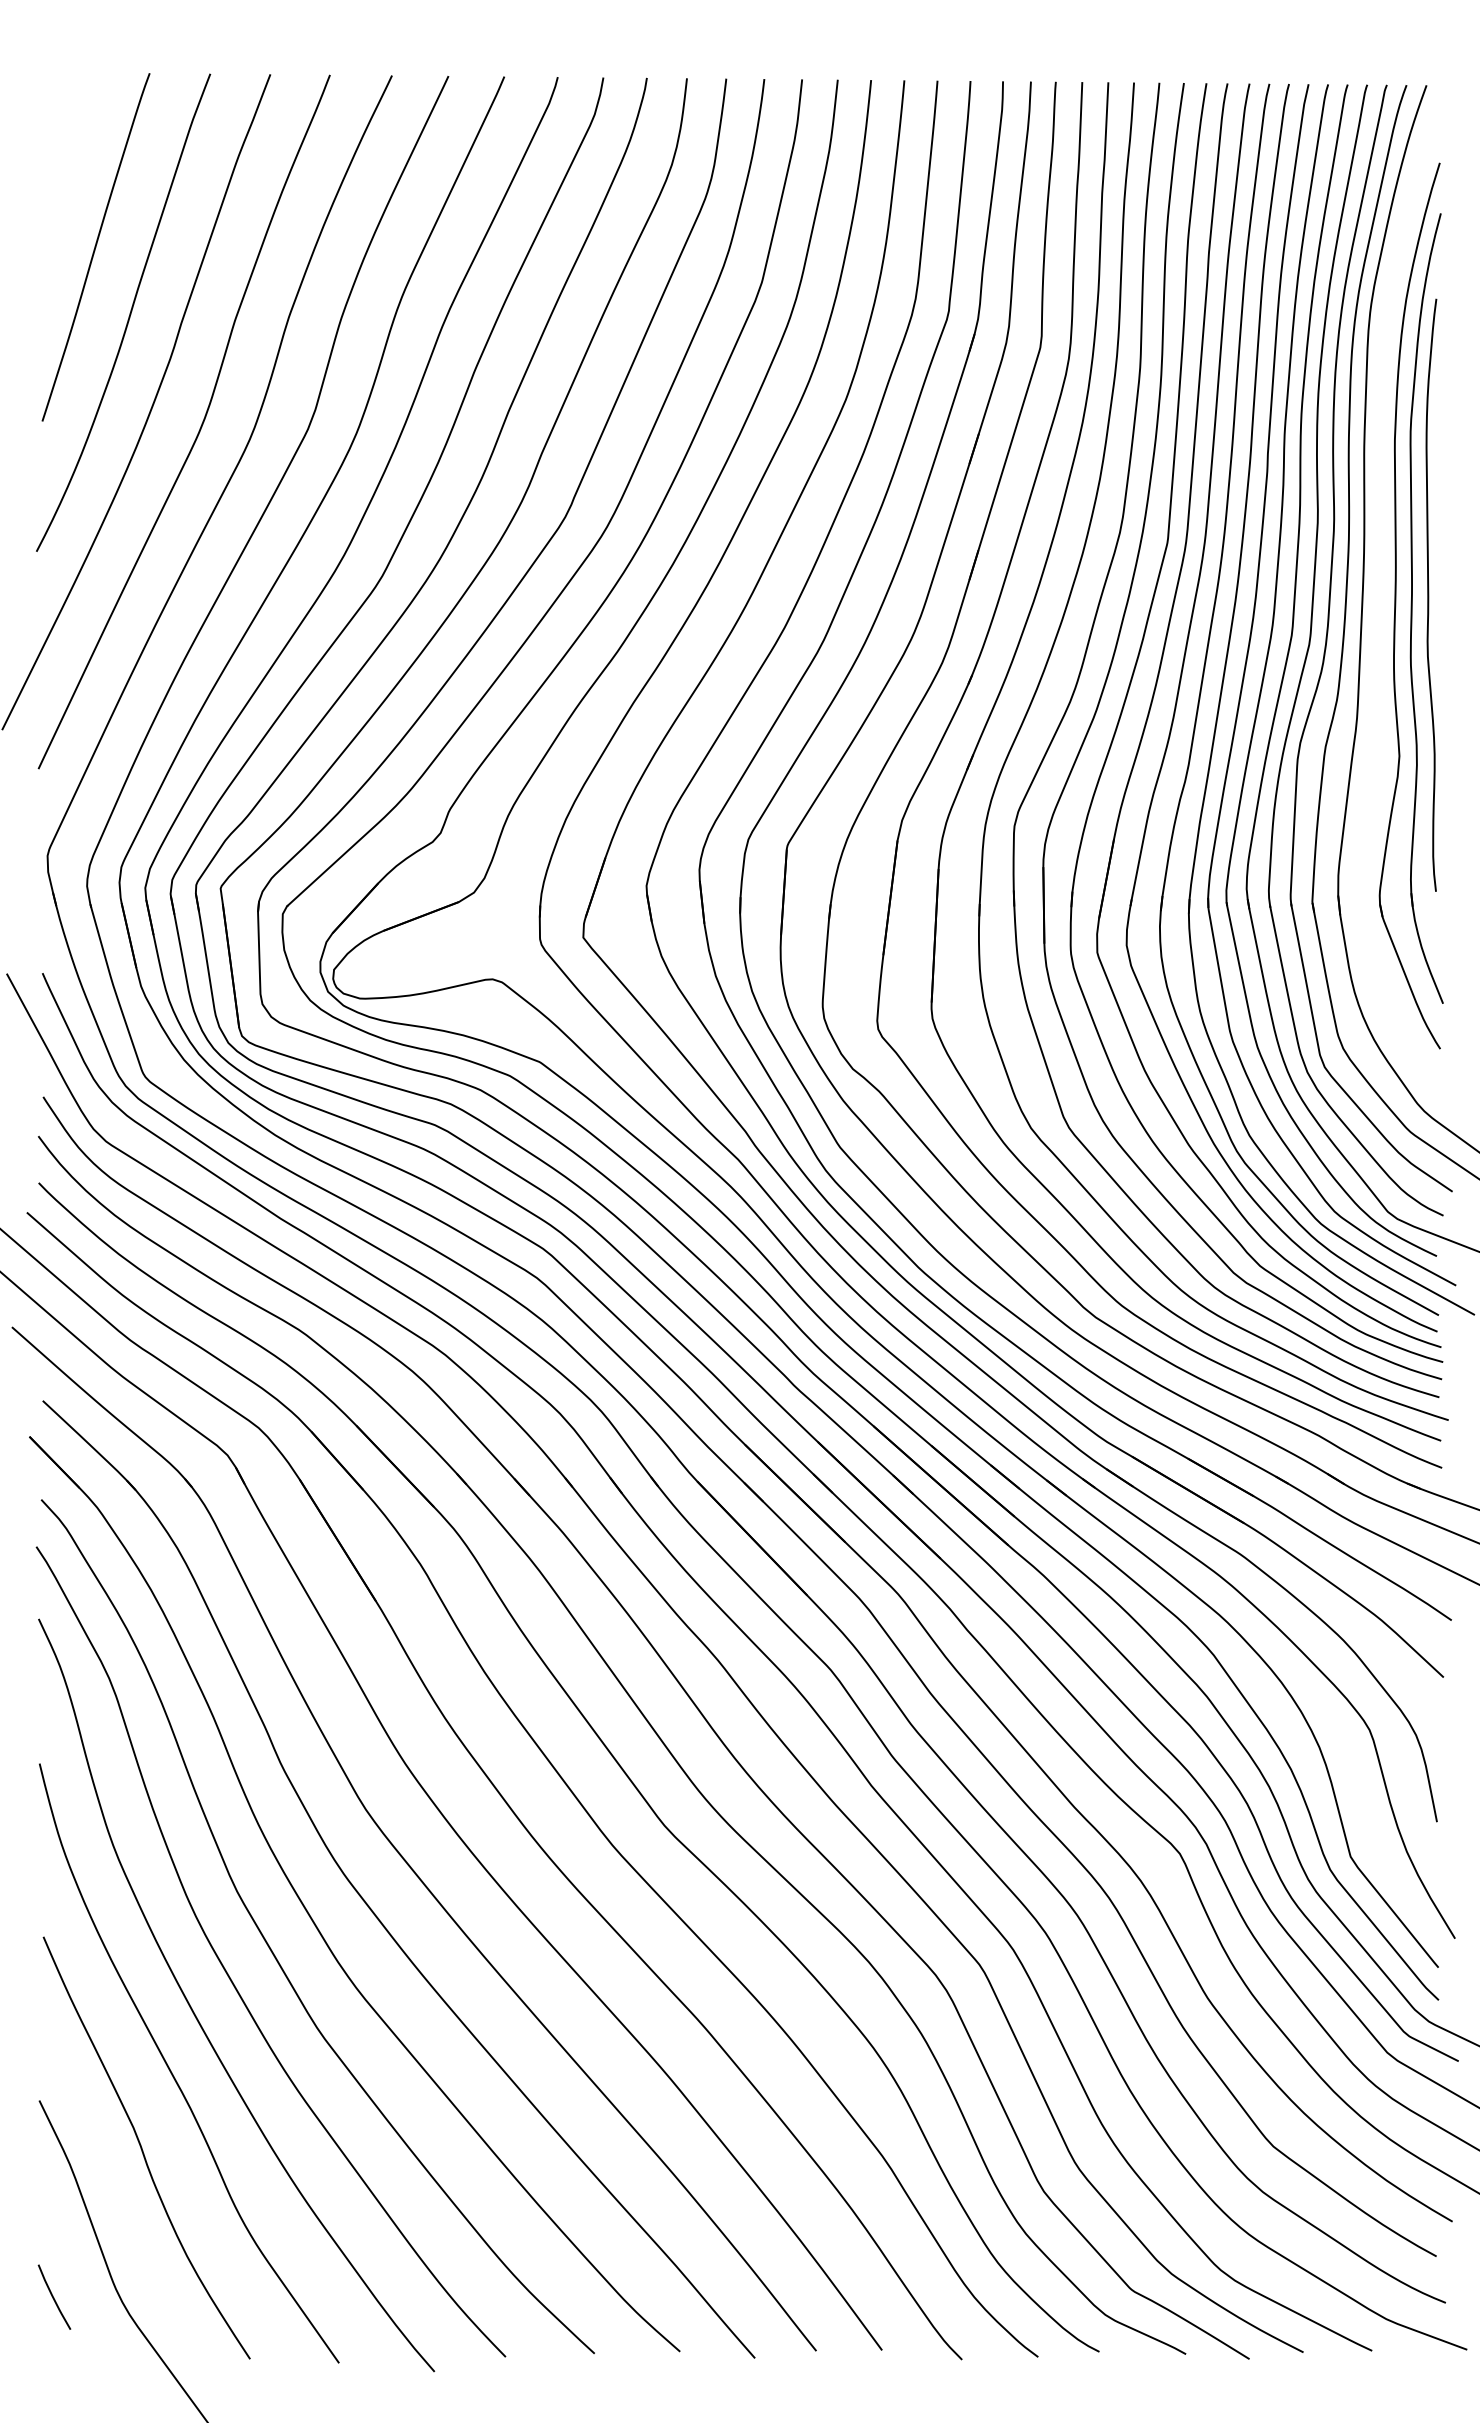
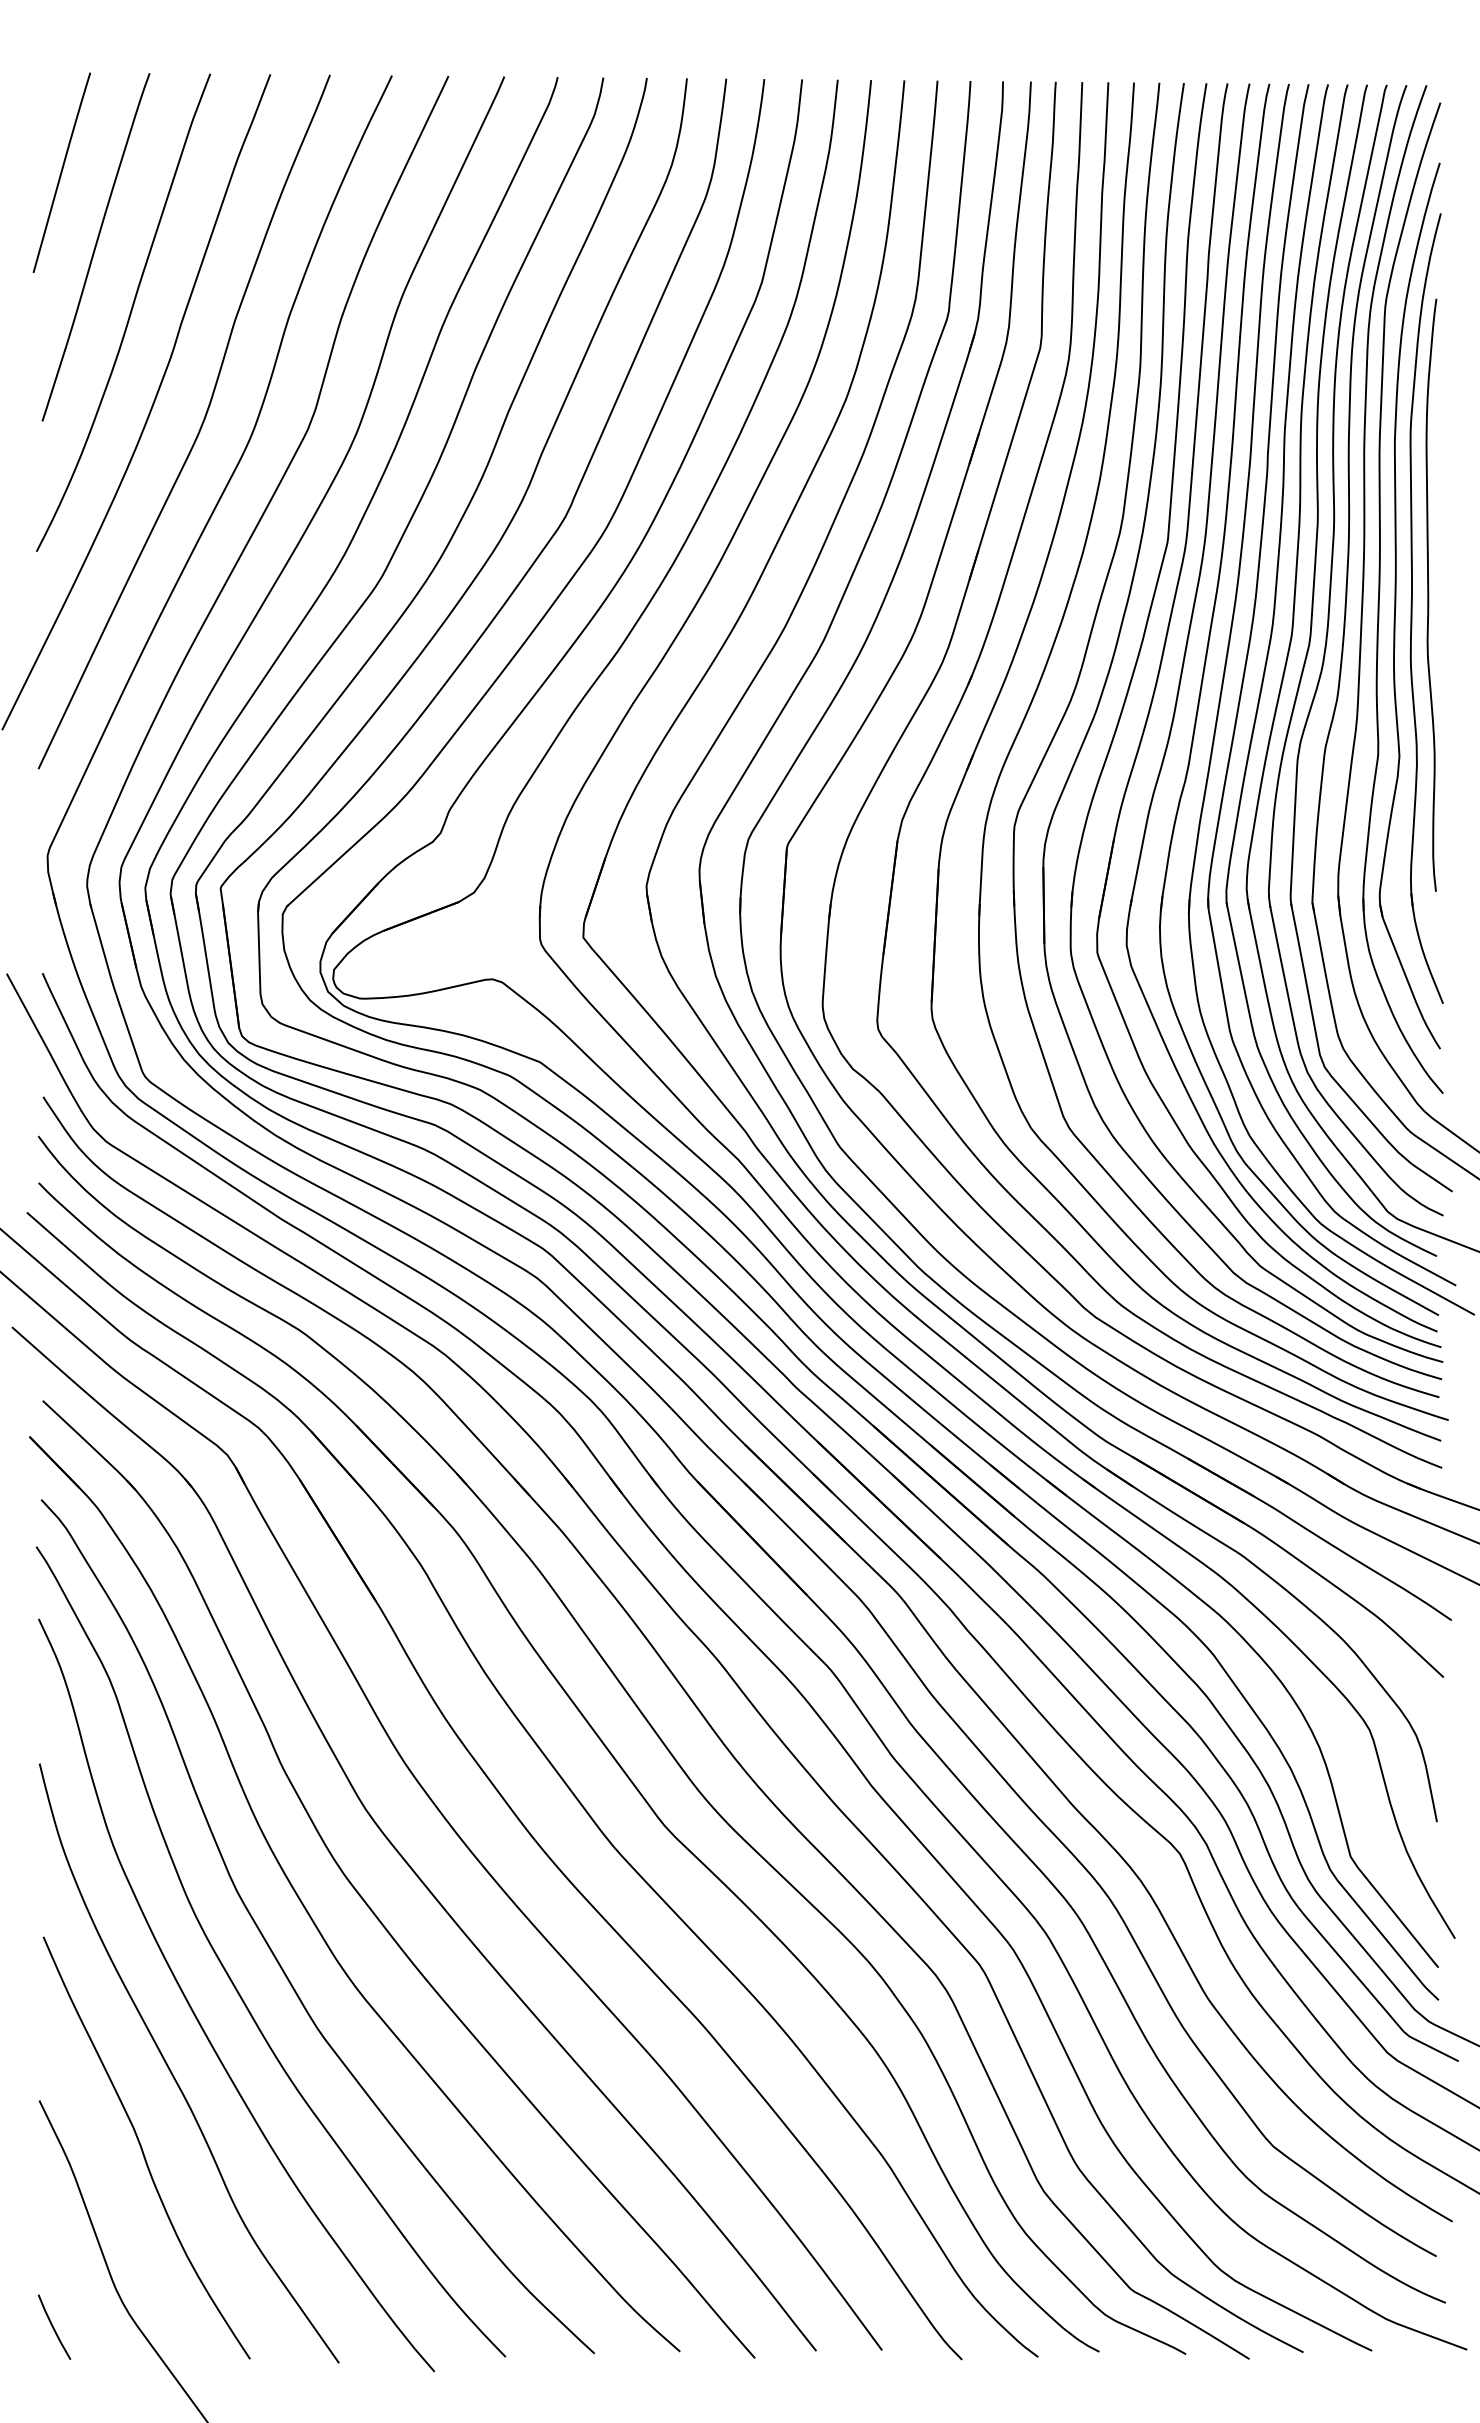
curve: none -> present (61, 172)
part: none -> present (1380, 591)
curve position: (53, 2296) -> (53, 2326) (53, 2326)
